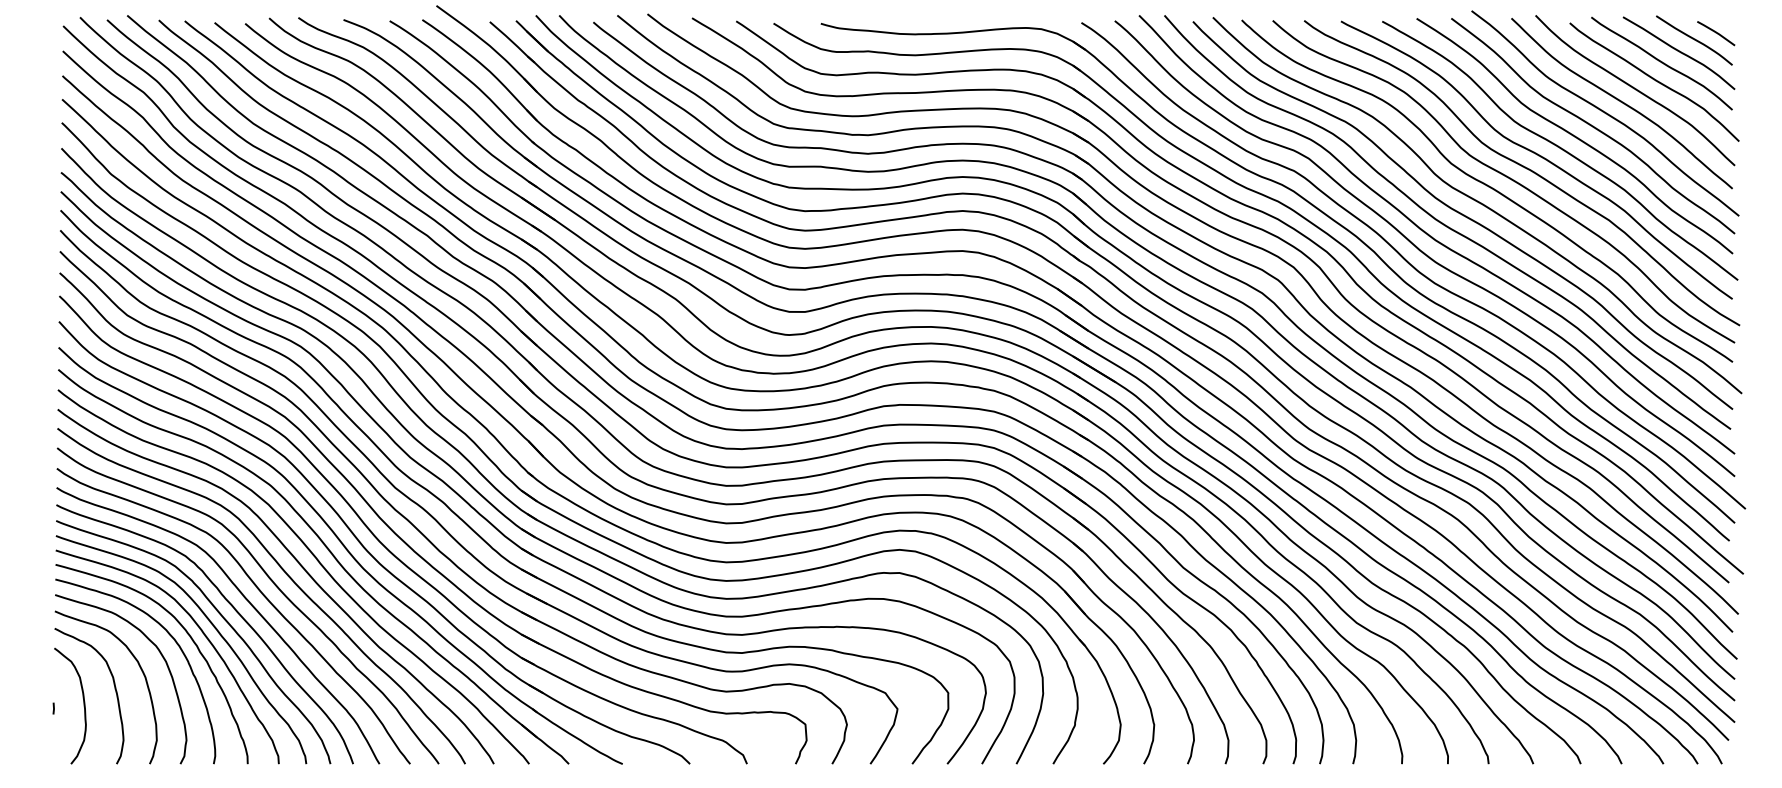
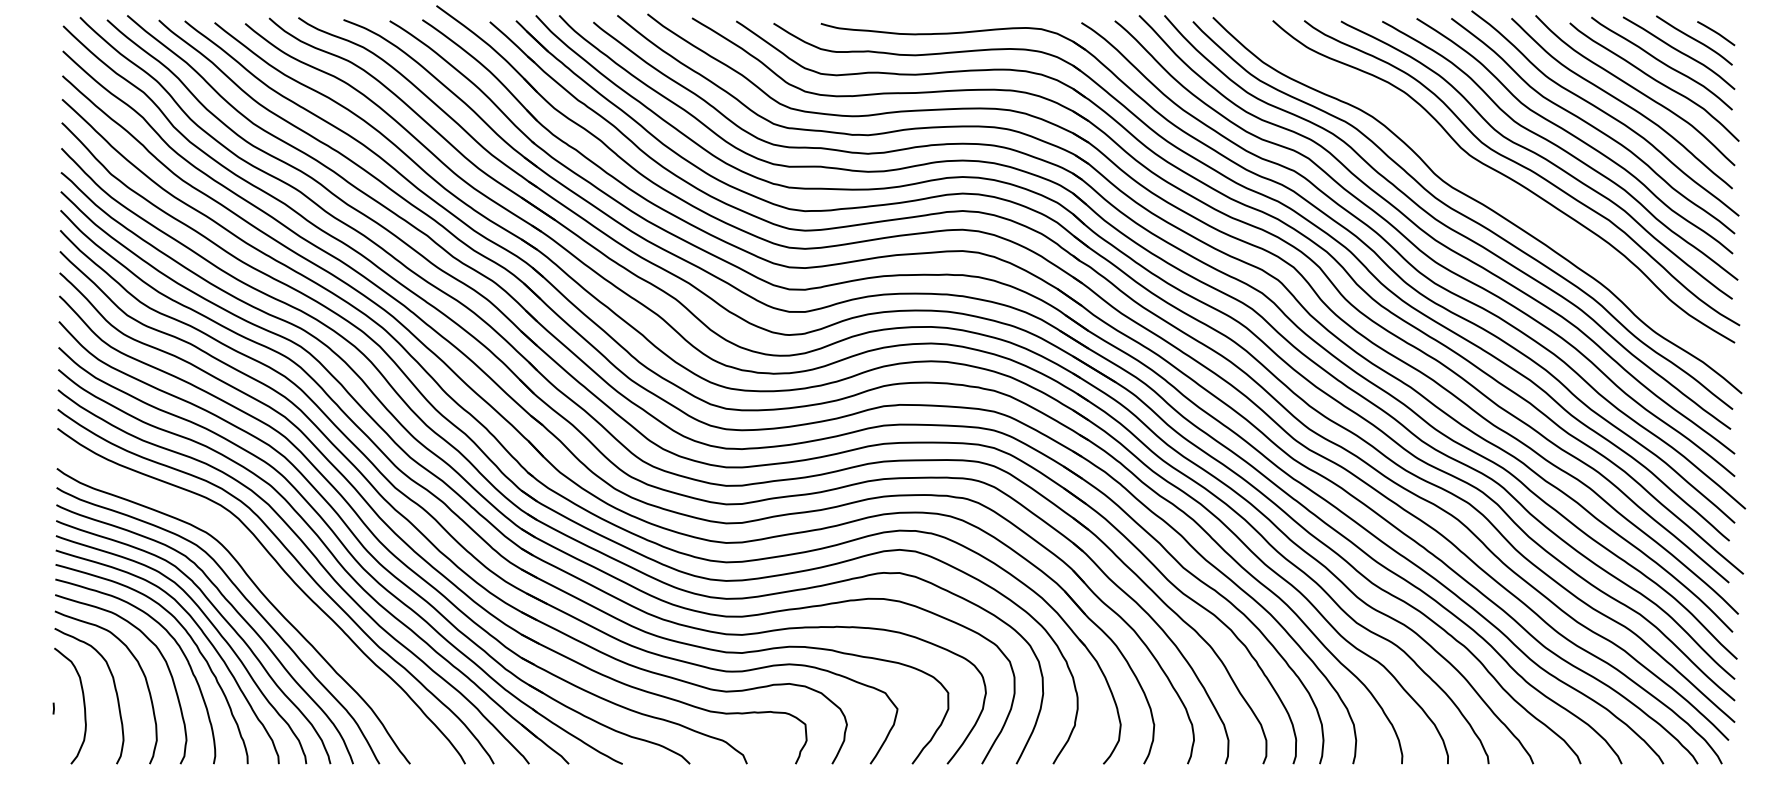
curve: present -> none (1488, 187)
curve: present -> none (273, 584)
